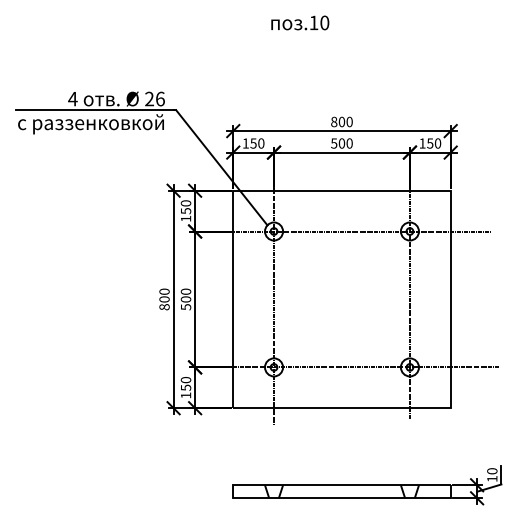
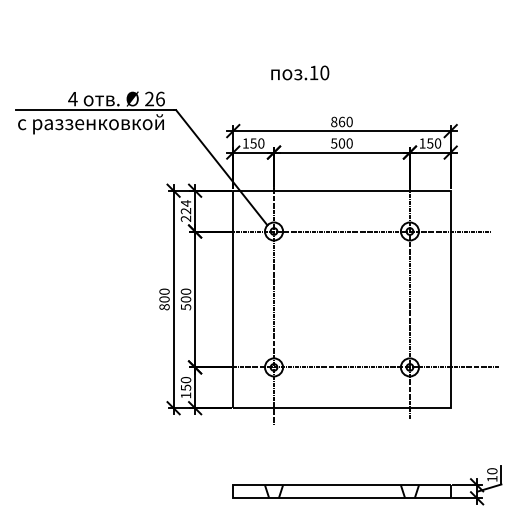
text position: (300, 22) -> (300, 72) (300, 72)
text: 800 -> 860 (341, 121)
text: 150 -> 224 (185, 210)
